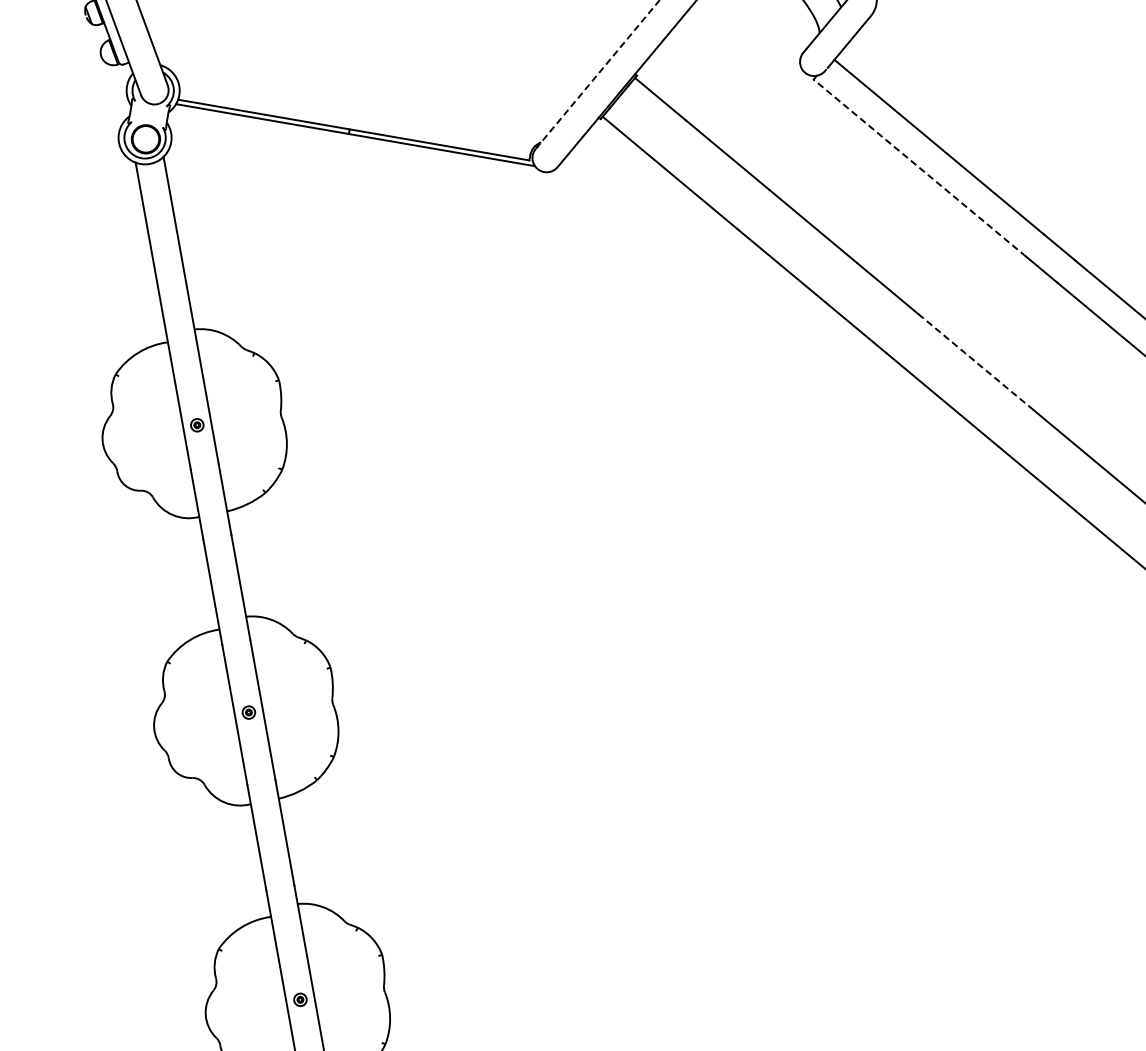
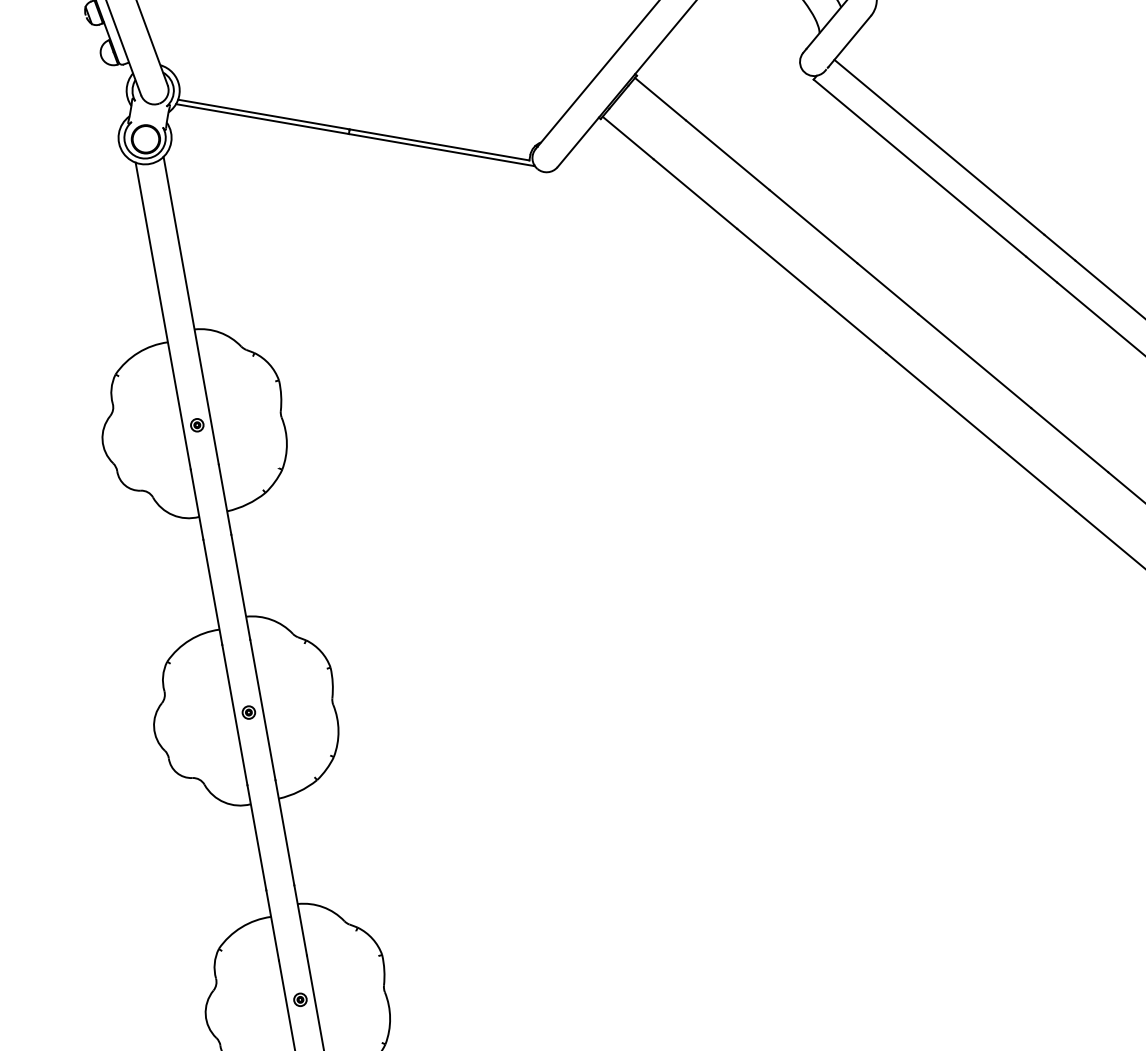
line: dashed -> solid (597, 74)
line: dashed -> solid (919, 167)
line: dashed -> solid (975, 361)
